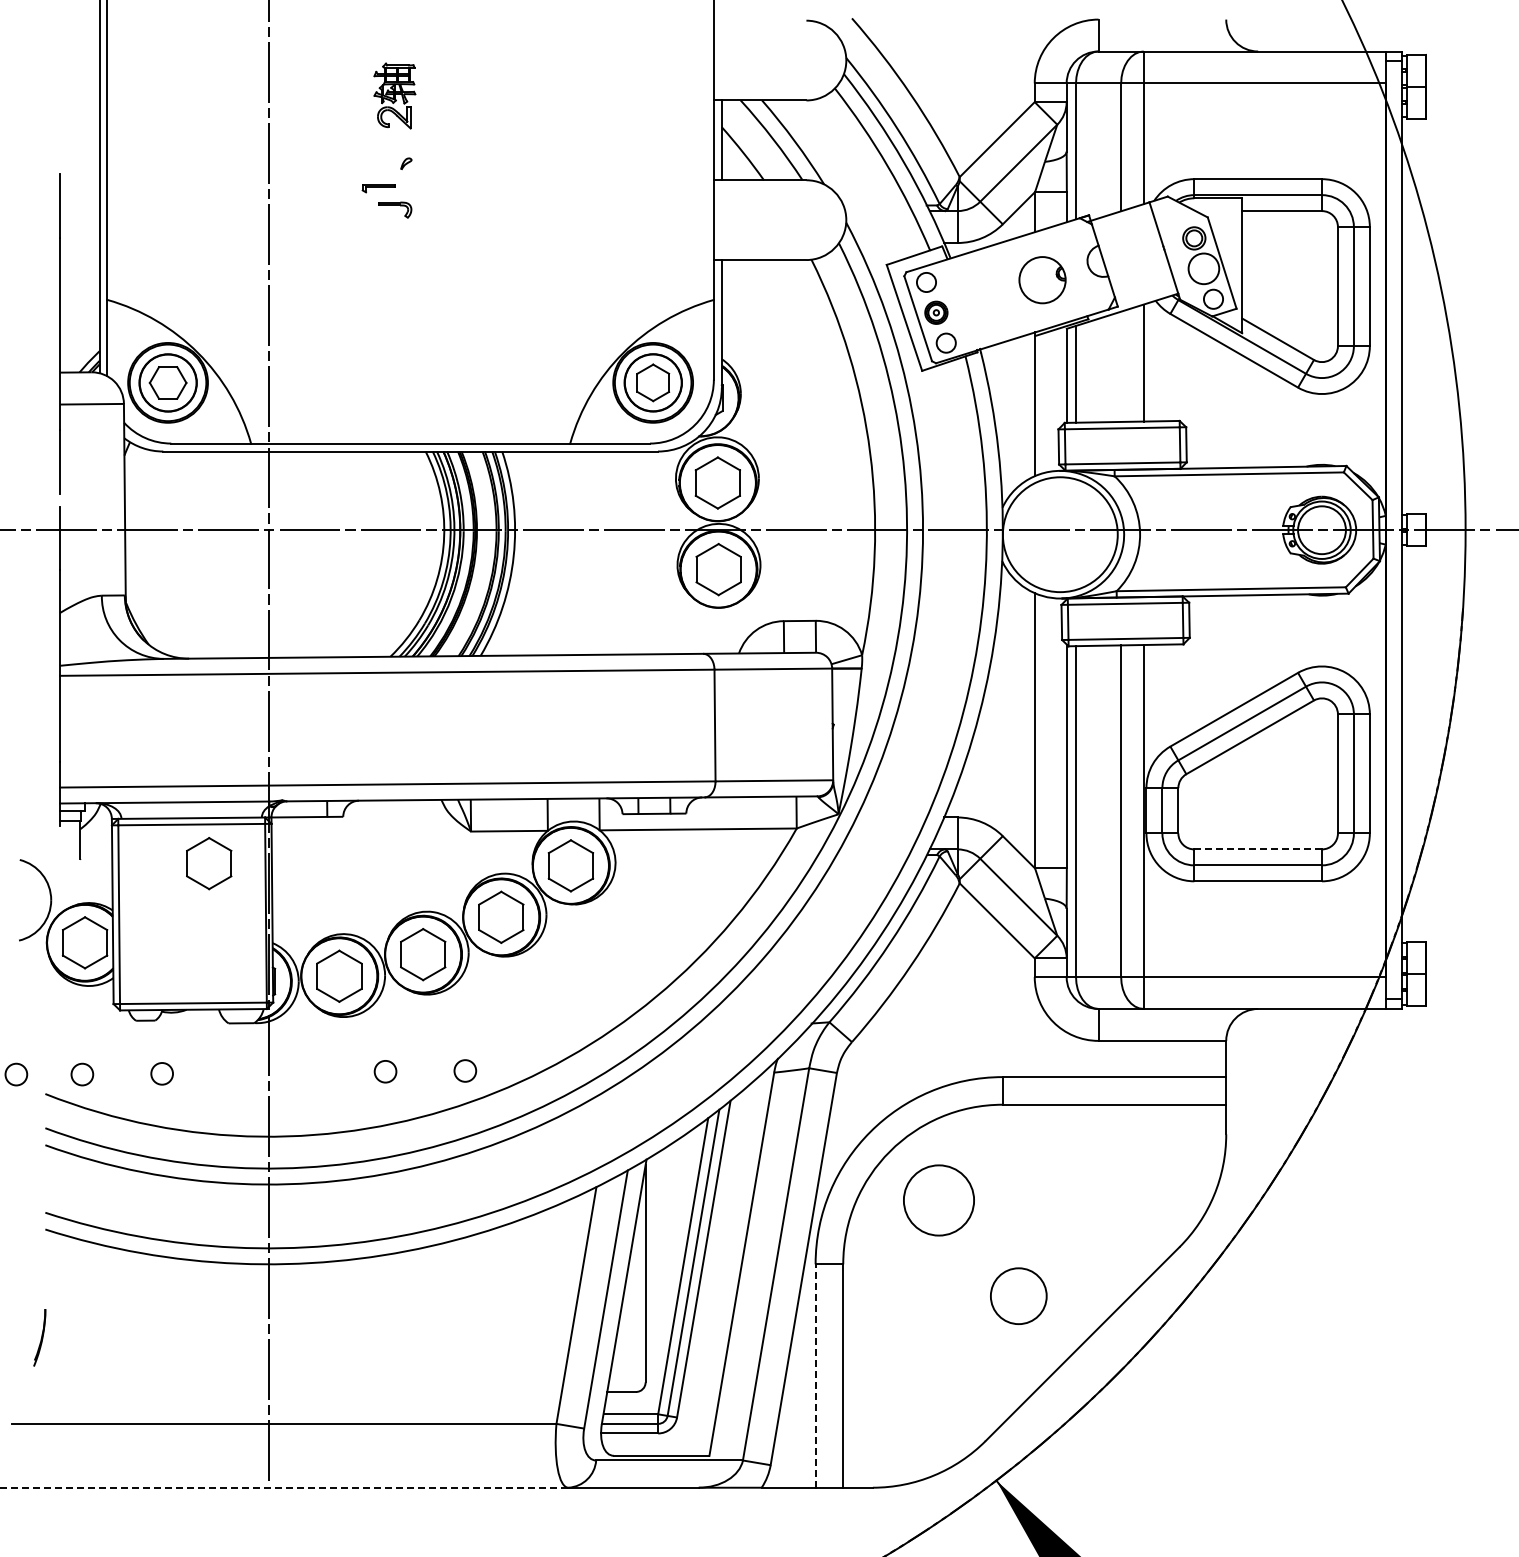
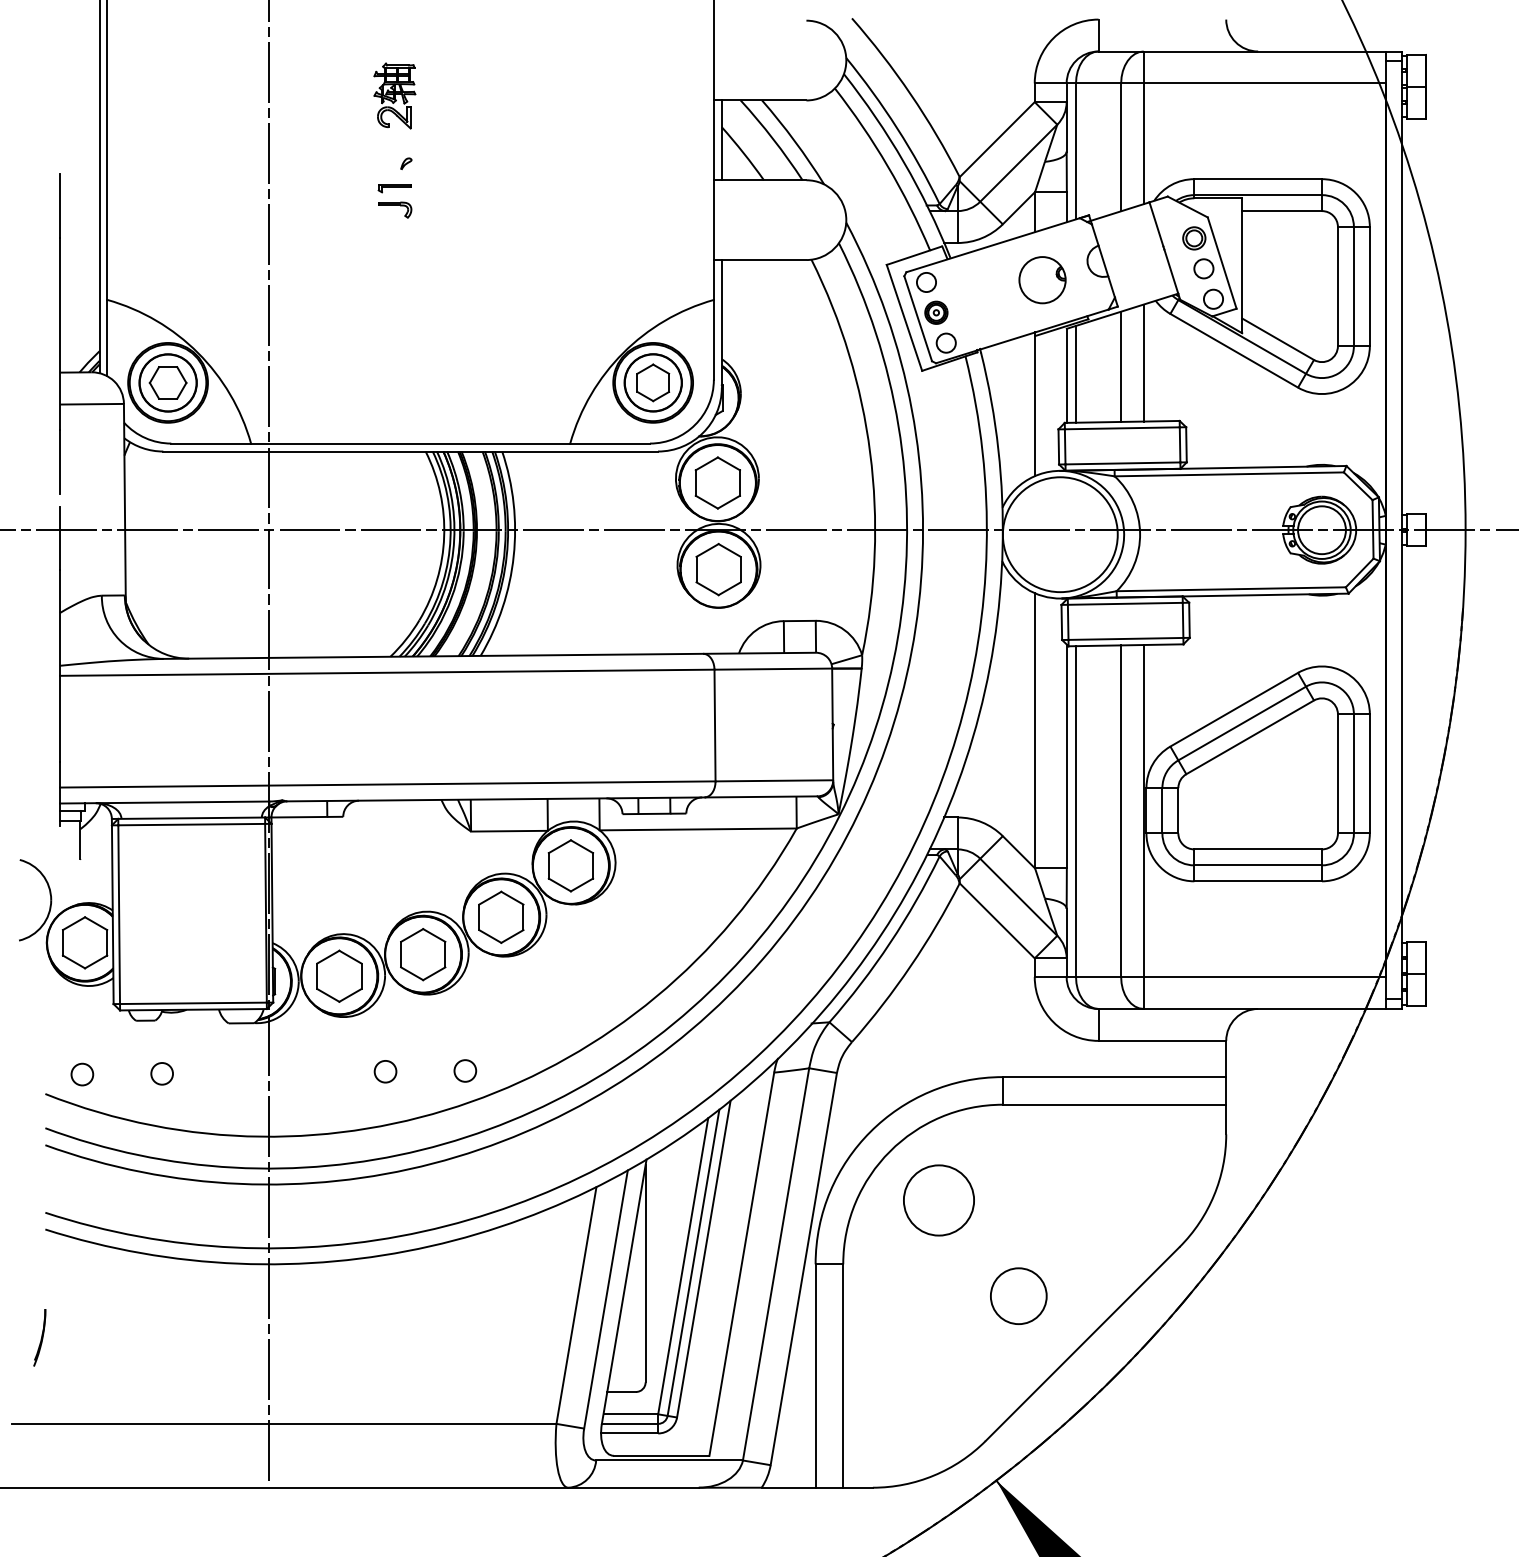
part position: (378, 188) -> (394, 188) (394, 188)
circle diameter: 31 px -> 19 px (1203, 268)
line: none -> present (1121, 366)
line: dashed -> solid (1258, 849)
part: present -> none (209, 863)
circle: present -> none (16, 1074)
line: dashed -> solid (815, 1376)
line: dashed -> solid (283, 1487)
